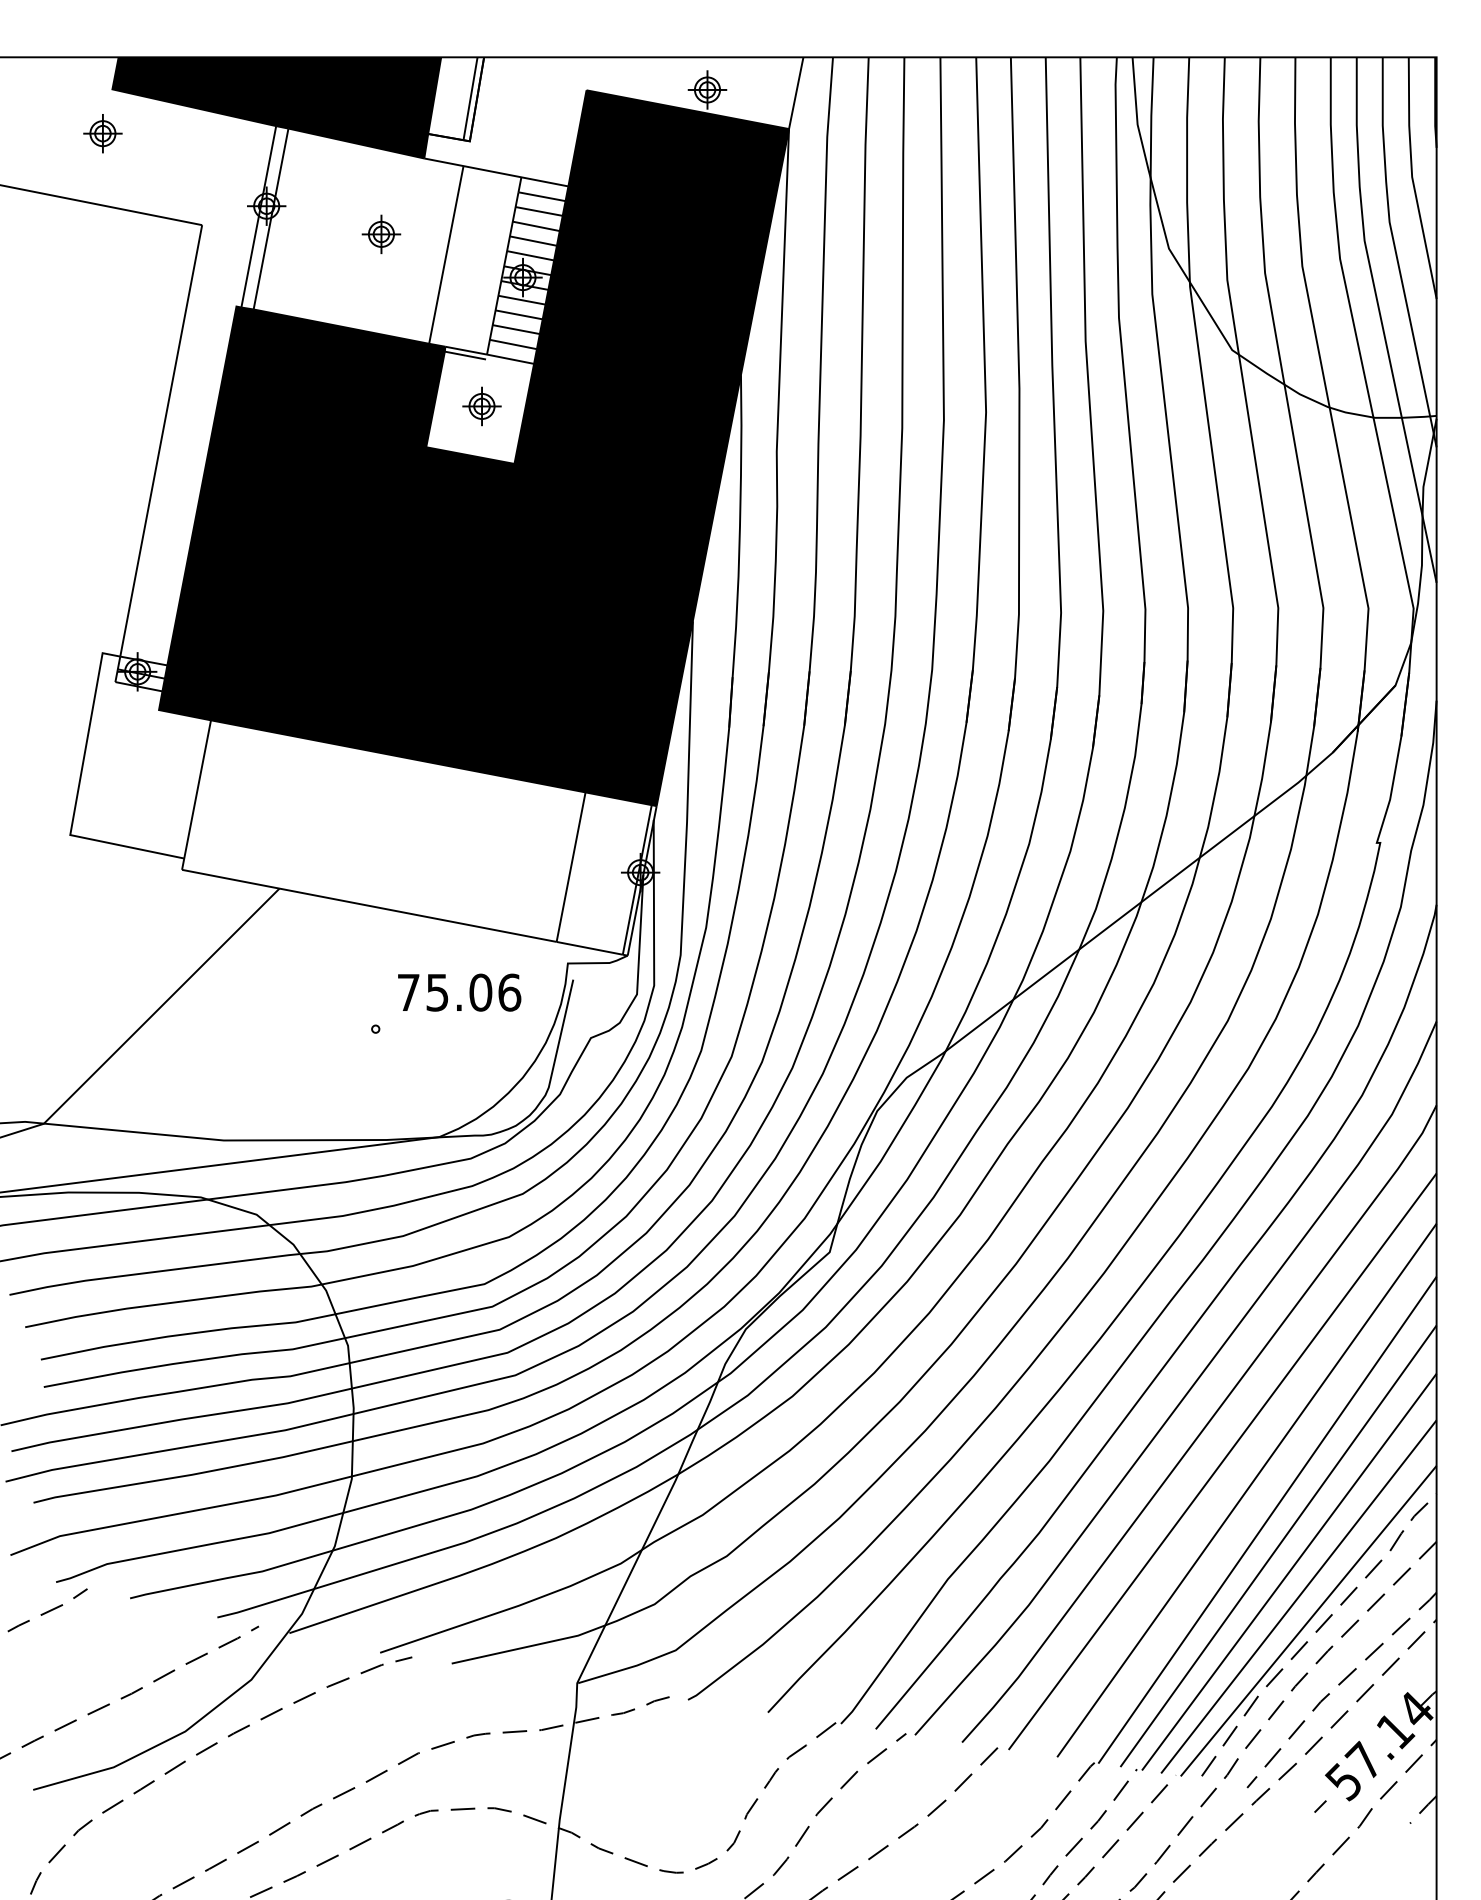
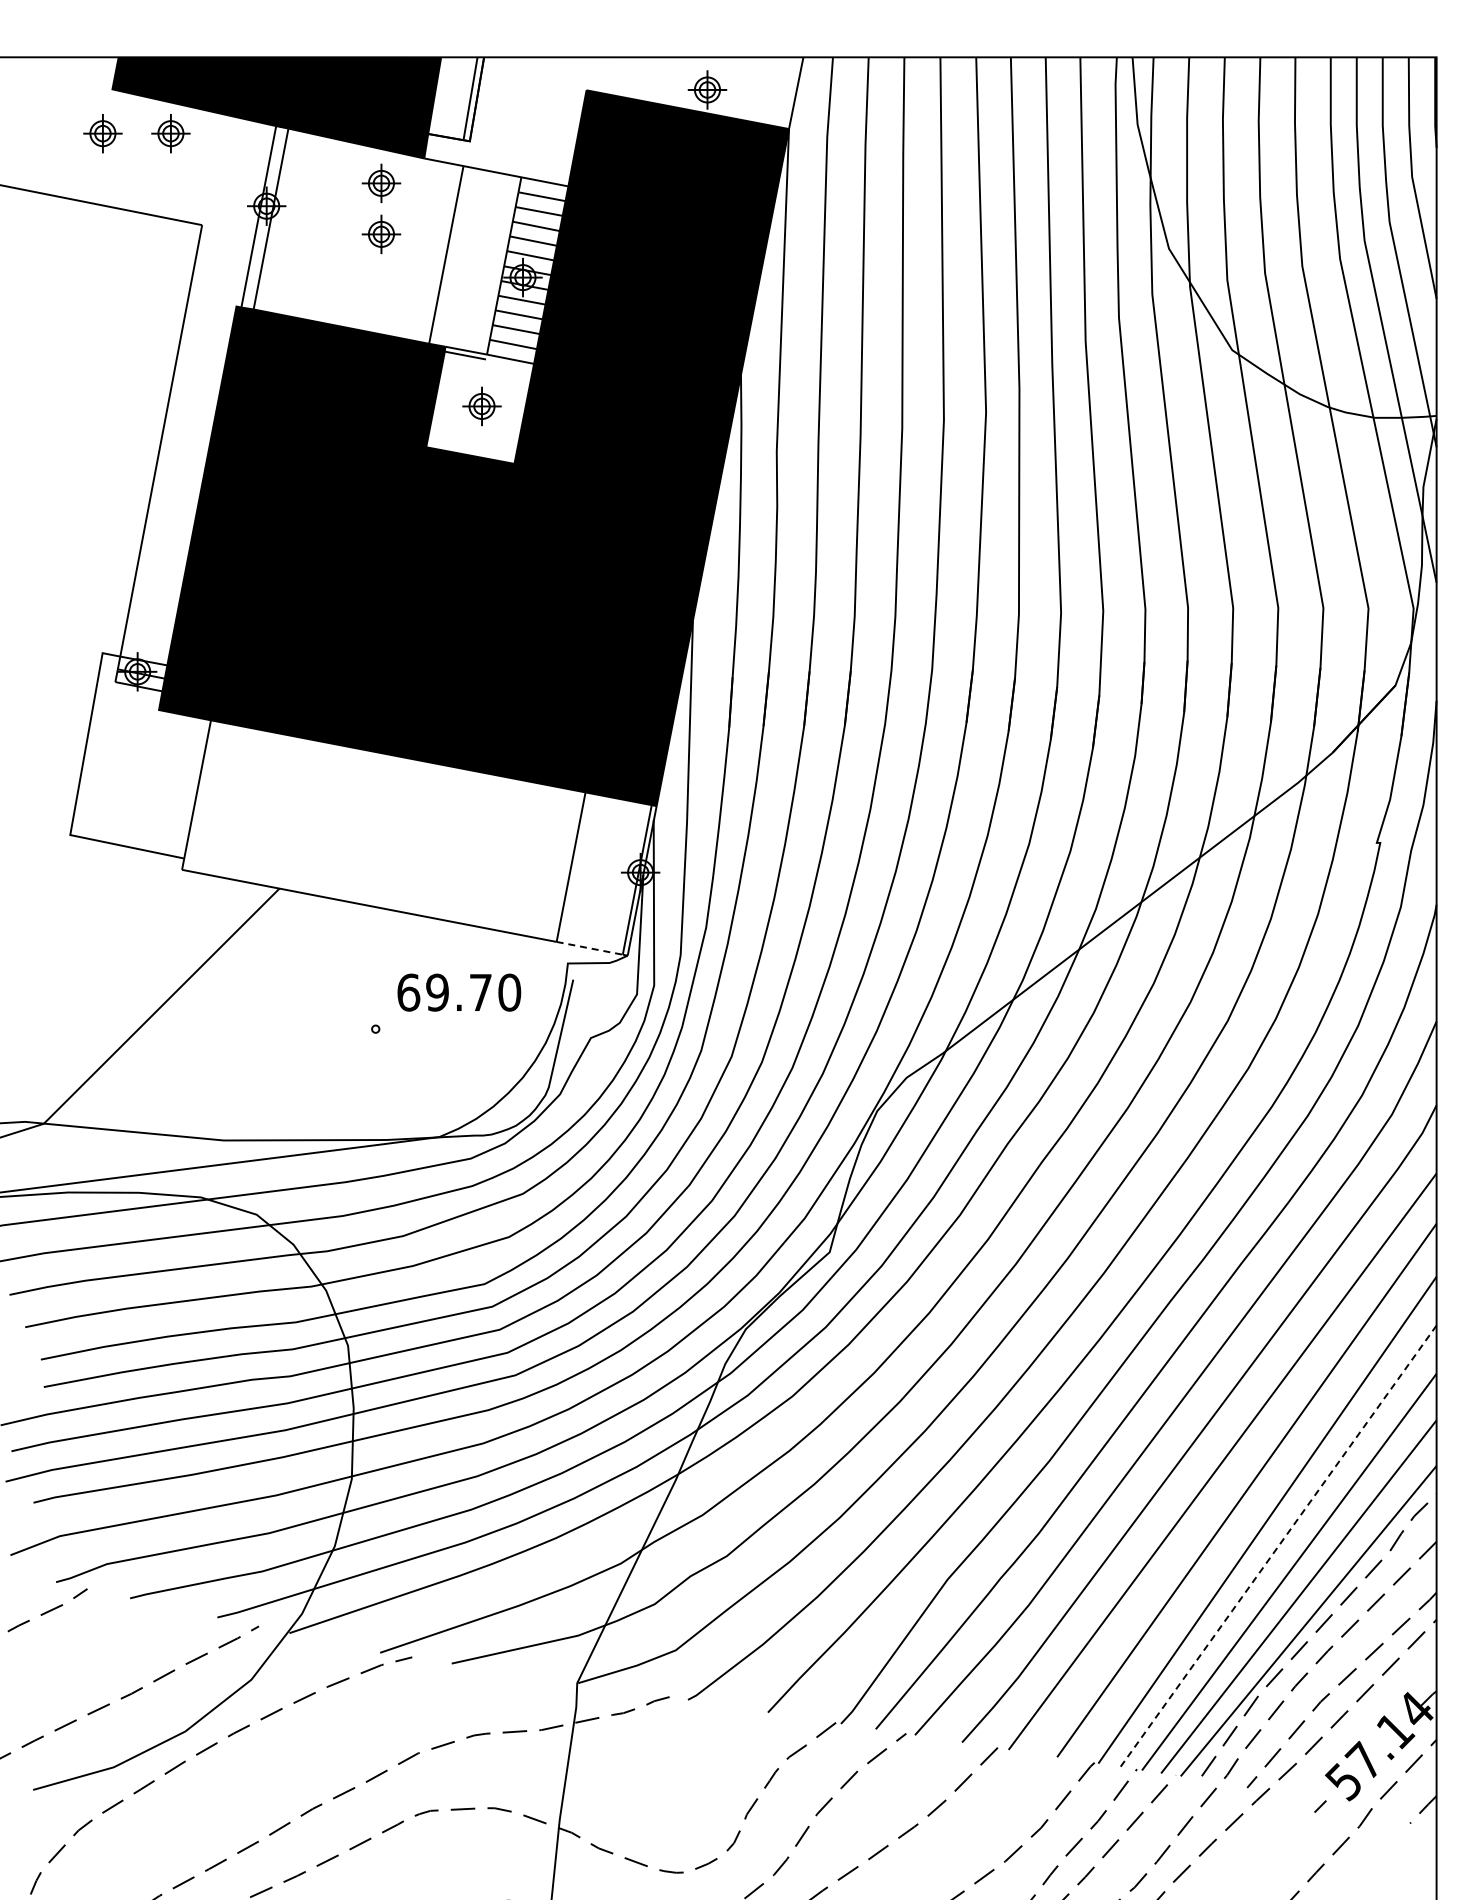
part: none -> present (170, 133)
part: none -> present (381, 183)
line: solid -> dashed (589, 948)
text: 75.06 -> 69.70 (459, 992)
line: solid -> dashed (1278, 1546)
